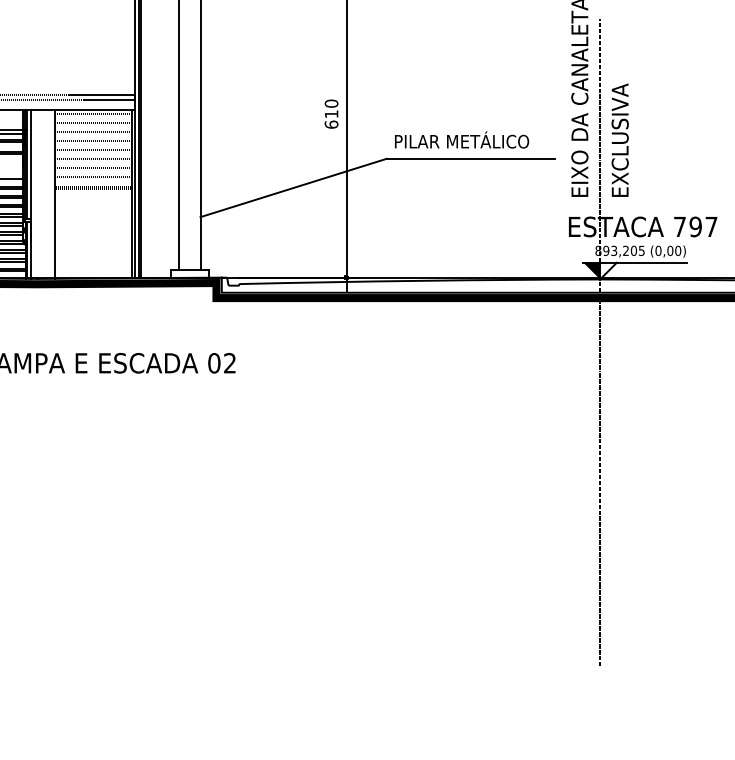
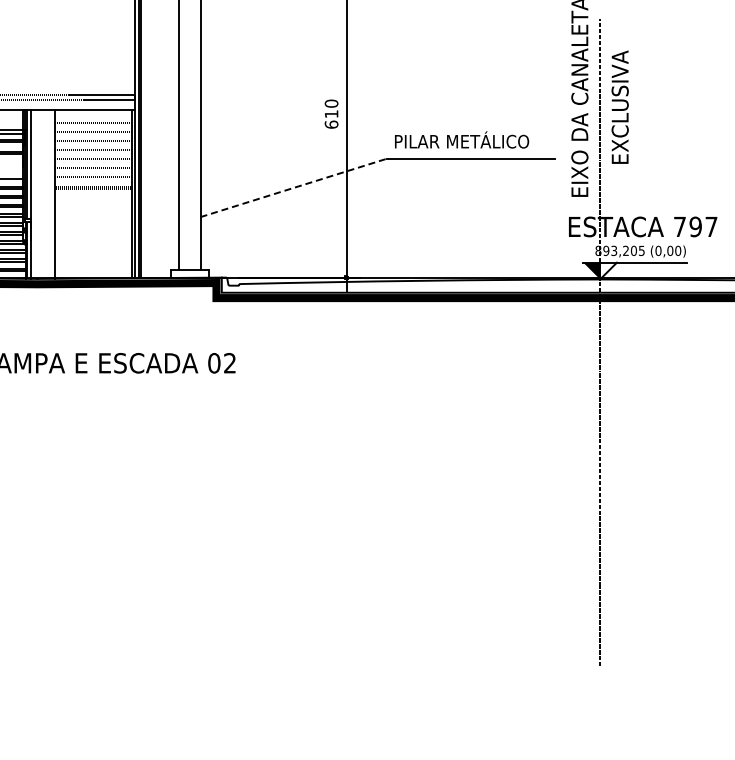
line: present -> none (93, 113)
text position: (619, 139) -> (619, 106) (619, 106)
line: solid -> dashed (293, 187)
